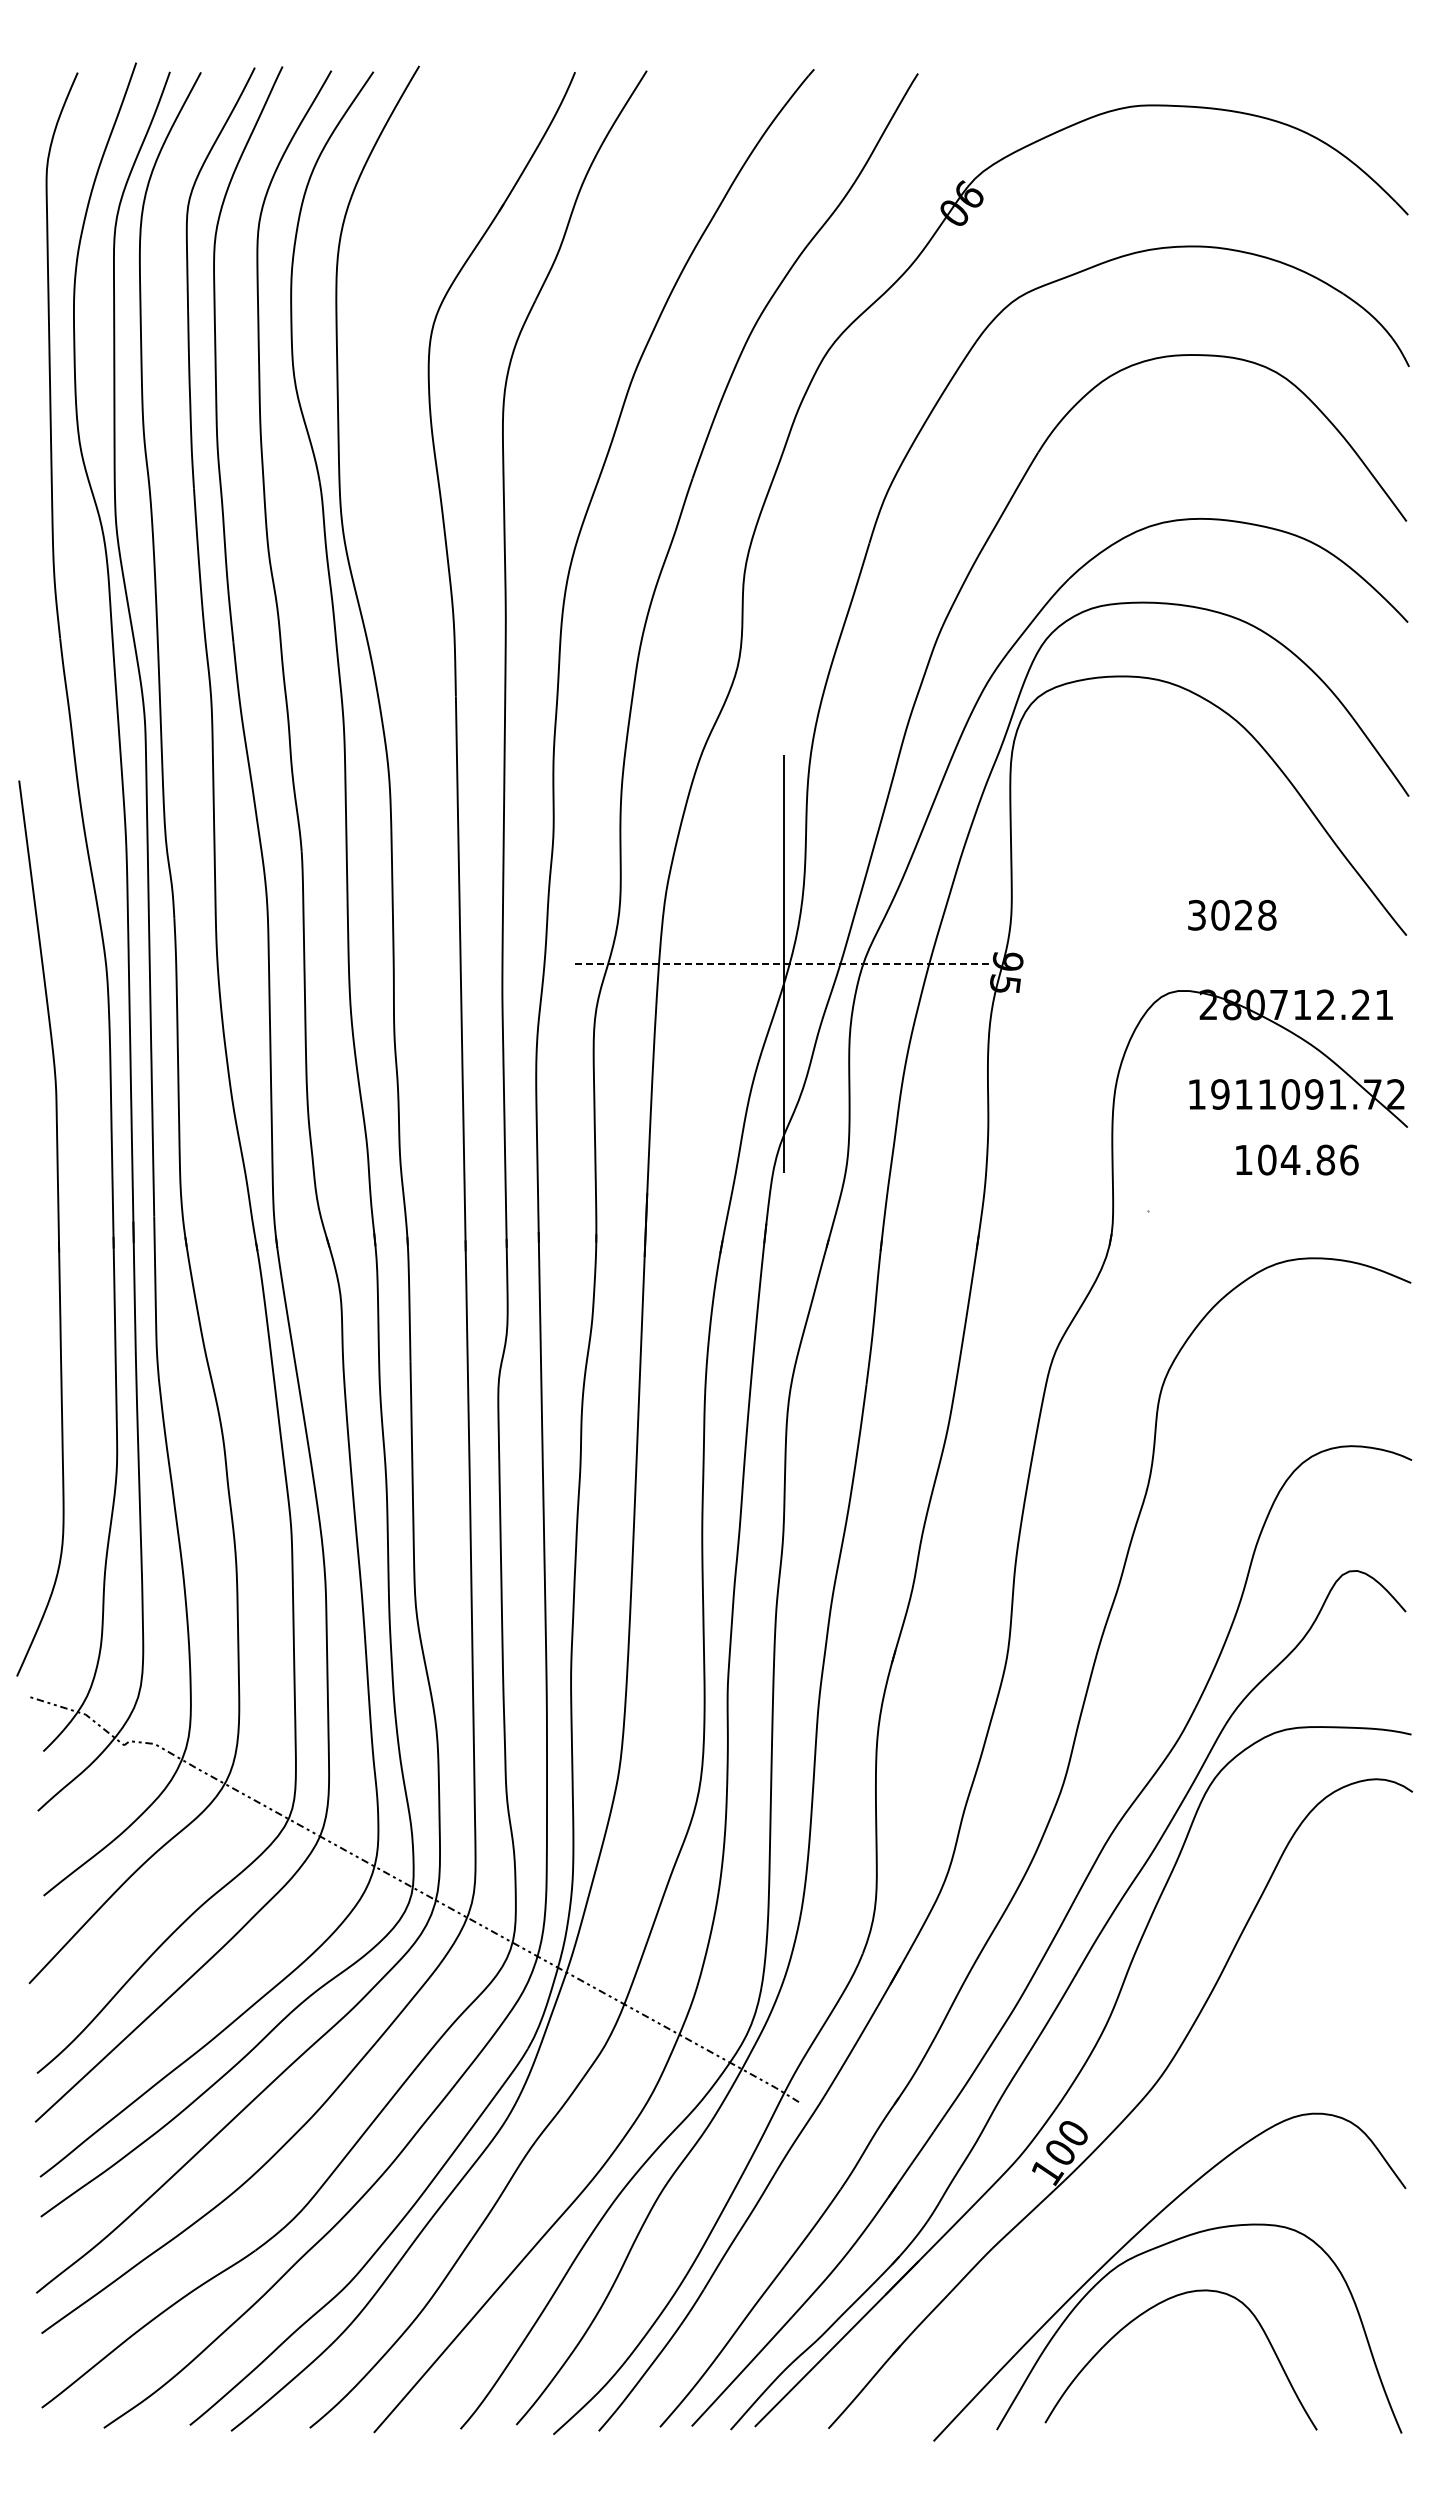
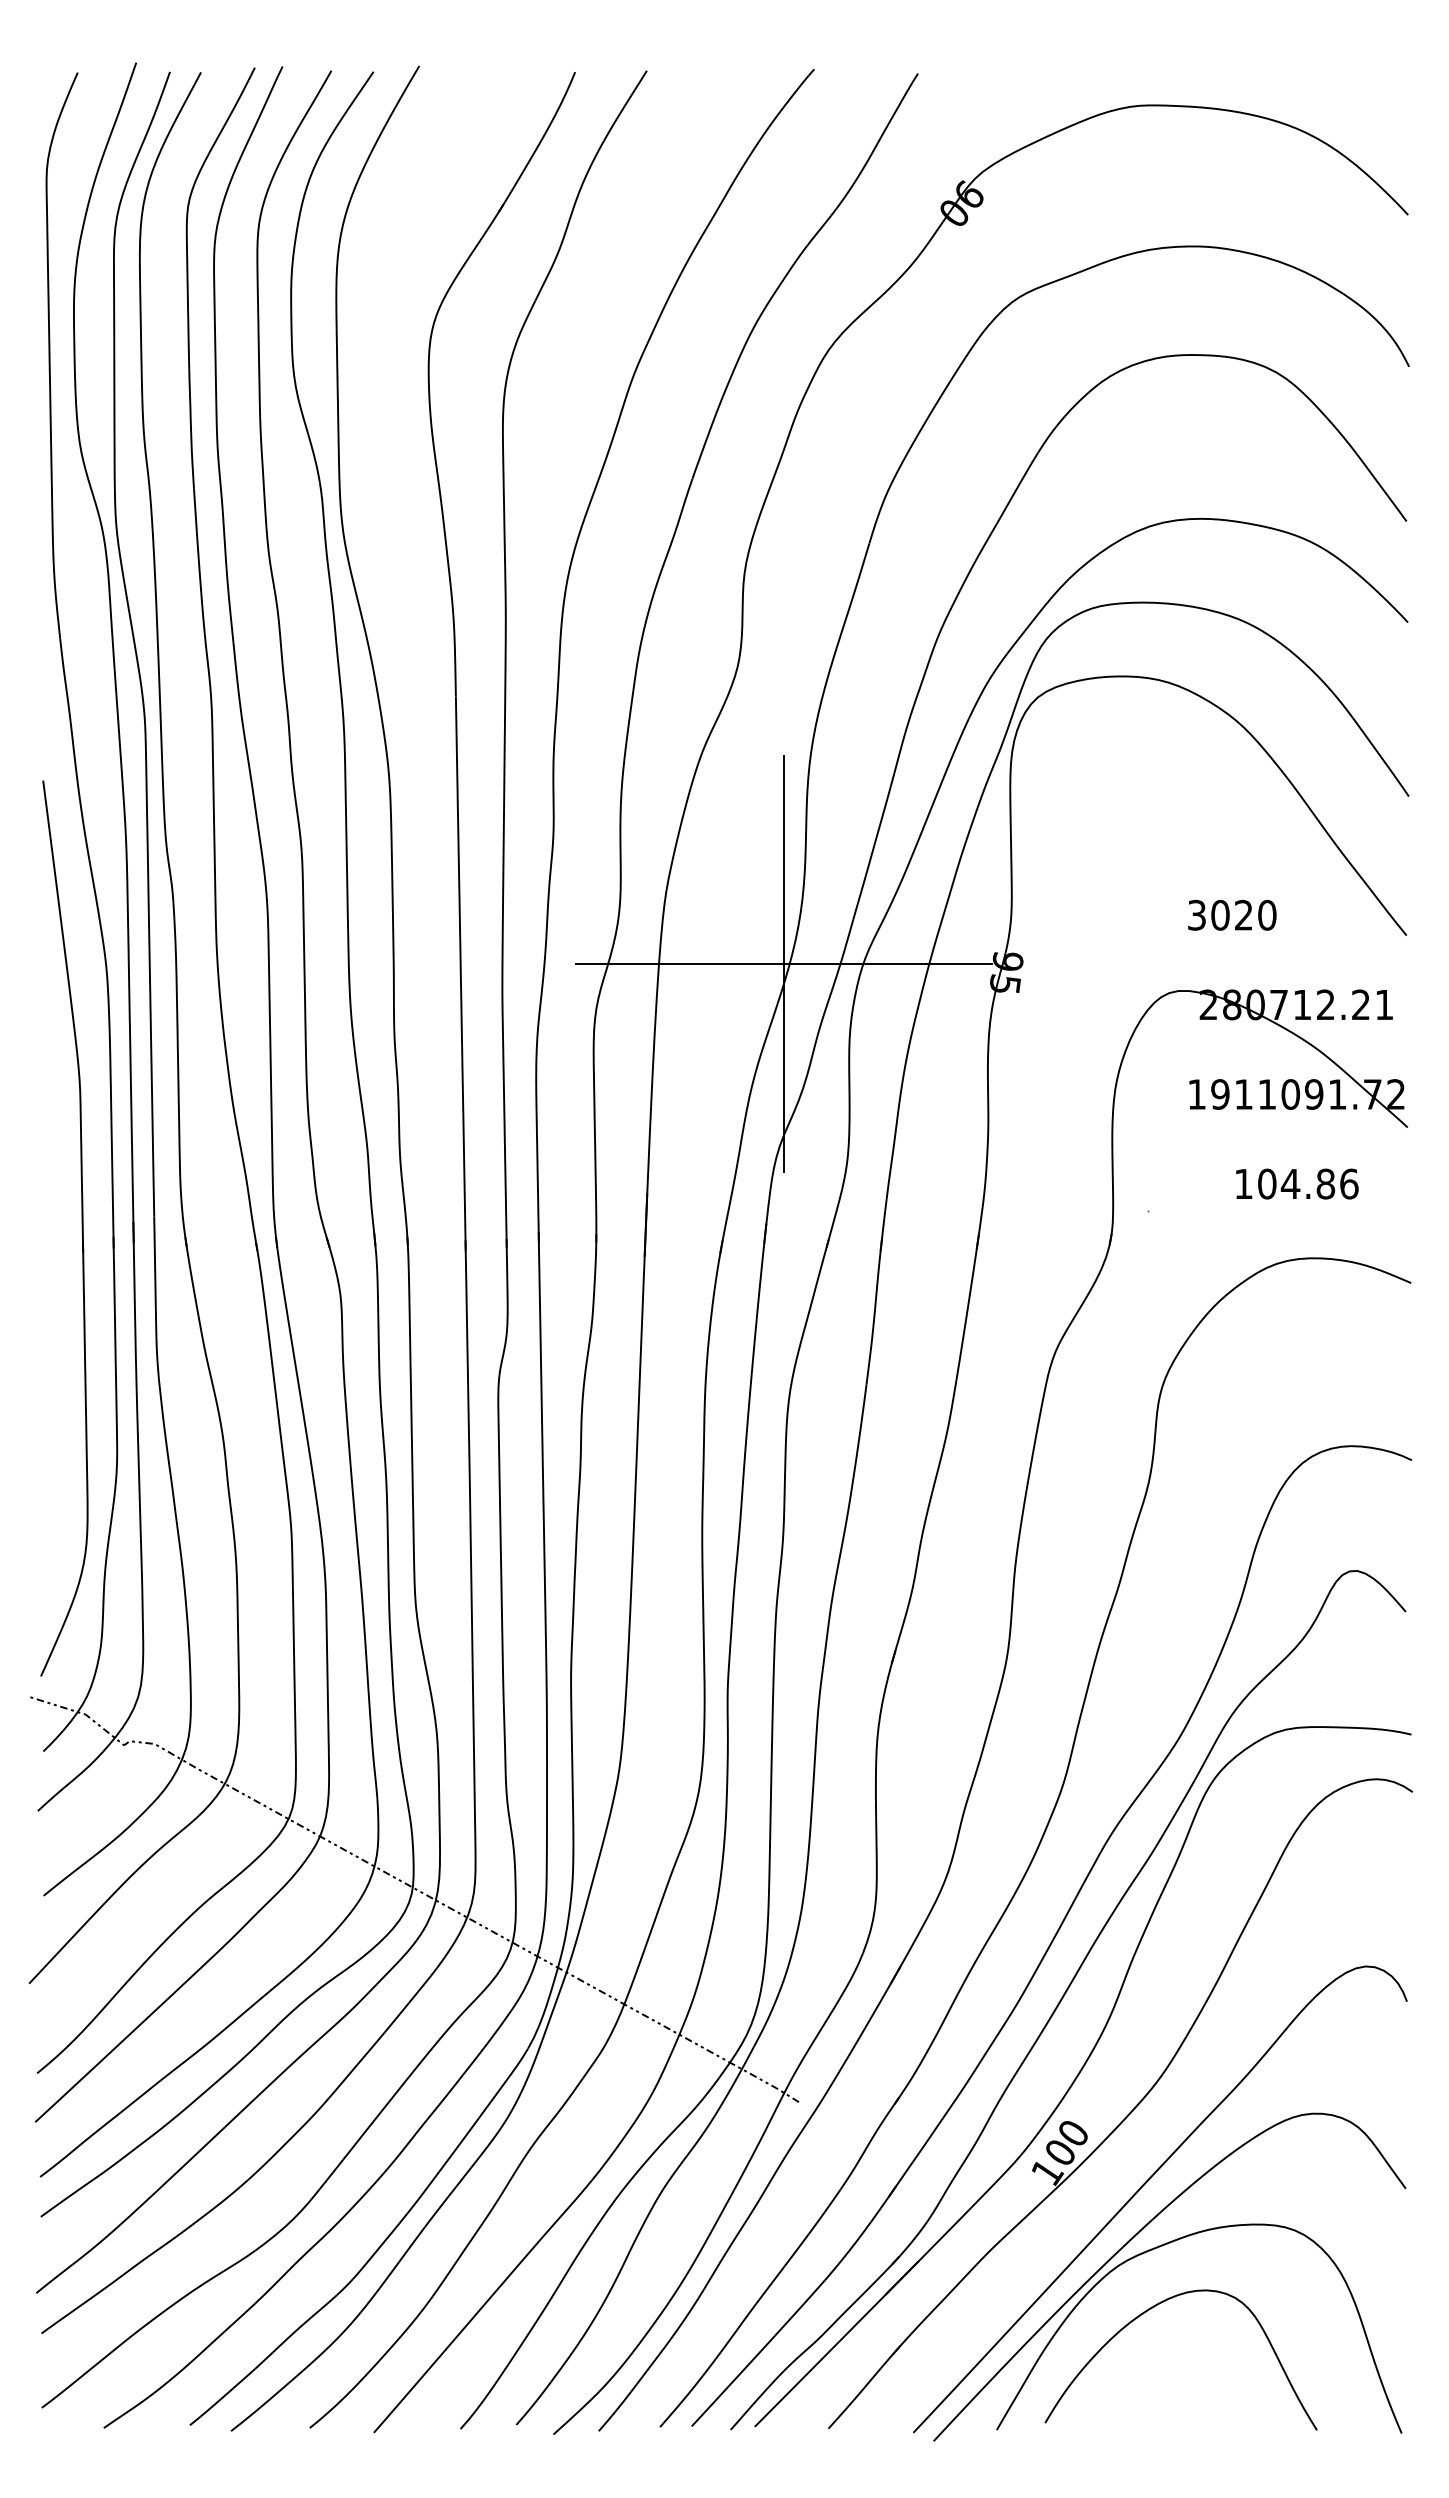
text: 3028 -> 3020 (1267, 915)
line: dashed -> solid (783, 964)
text position: (1297, 1159) -> (1297, 1183) (1297, 1183)
part position: (57, 1228) -> (81, 1228) (81, 1228)
curve: none -> present (1145, 2184)
